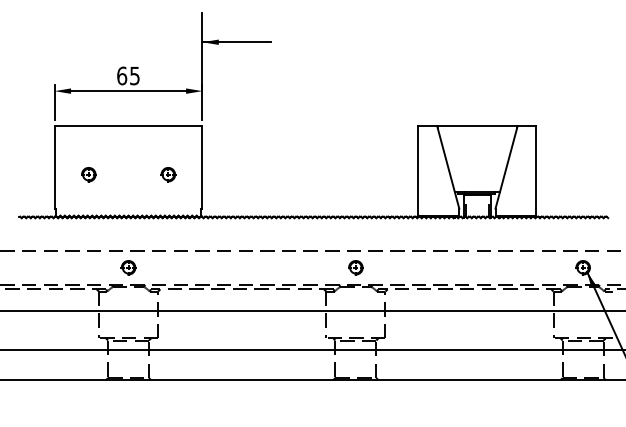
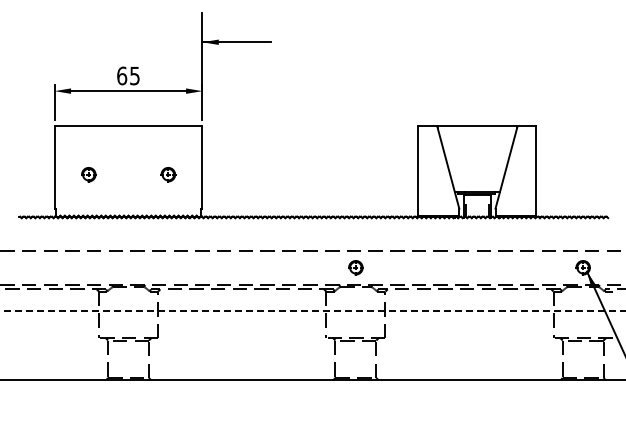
part: present -> none (128, 267)
line: solid -> dashed (313, 310)
line: present -> none (312, 349)
